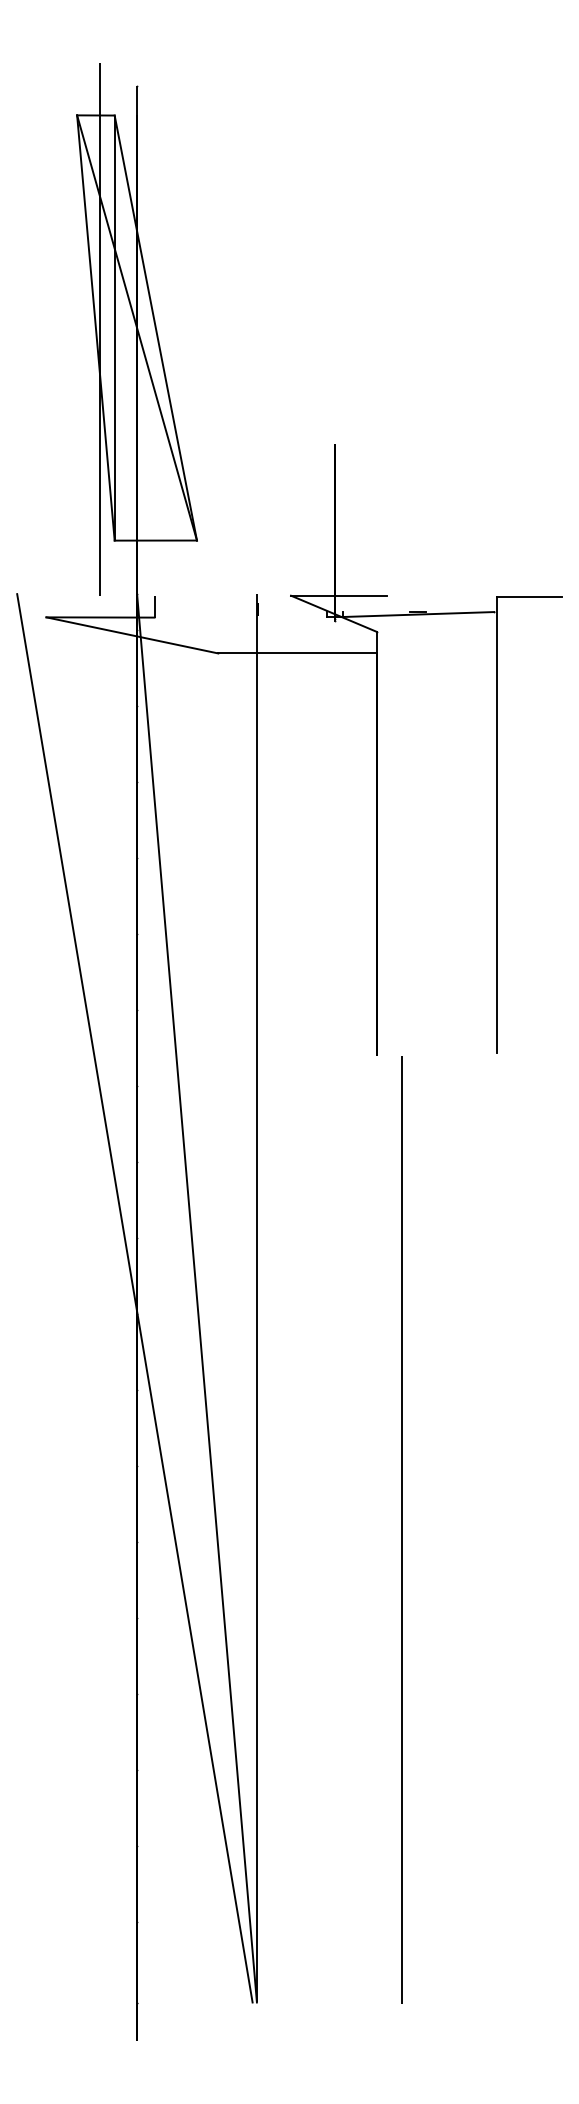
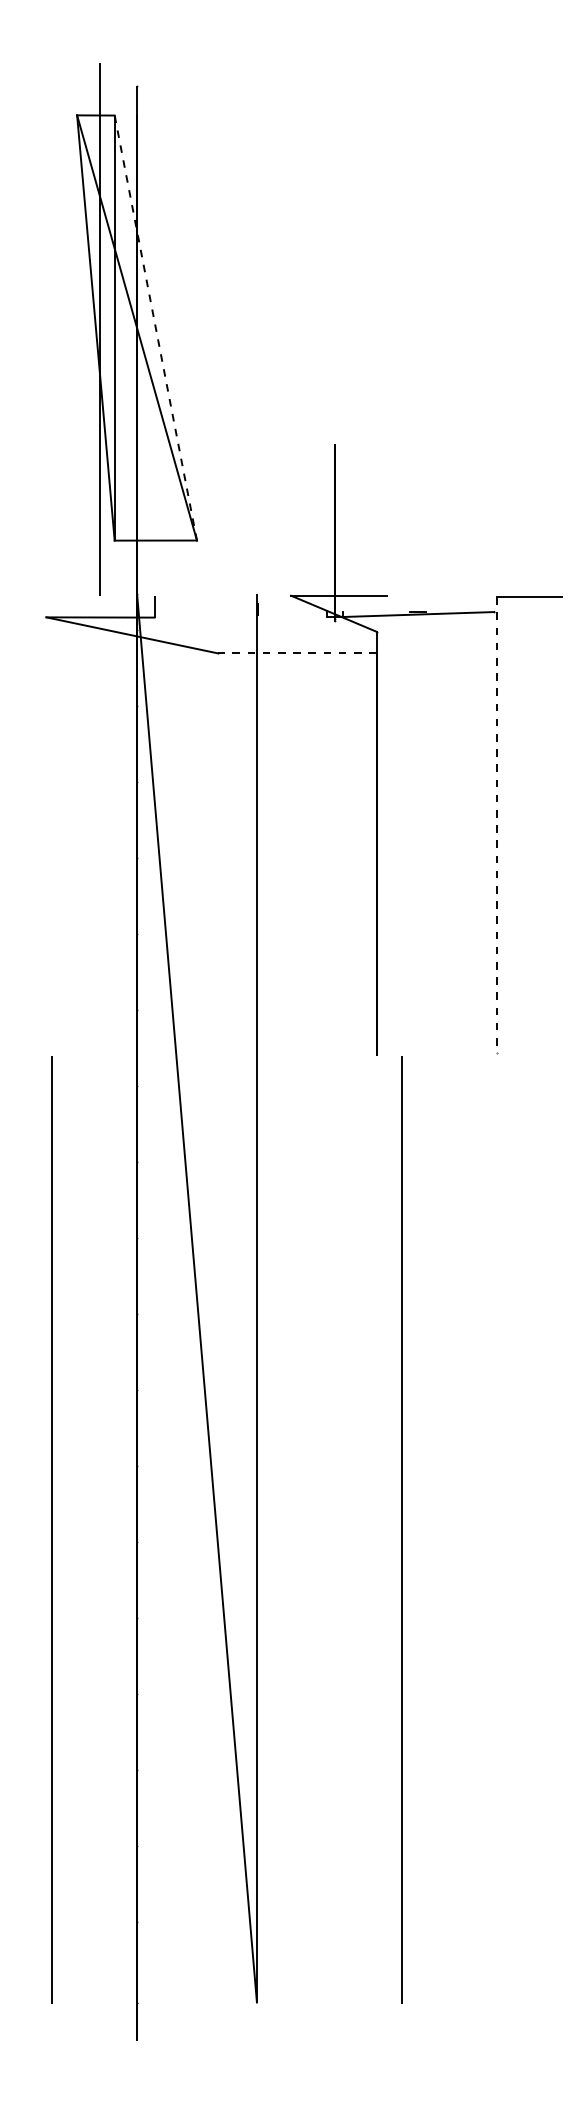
line: solid -> dashed (155, 328)
line: solid -> dashed (297, 653)
line: solid -> dashed (496, 825)
line: present -> none (134, 1298)
line: none -> present (51, 1529)
